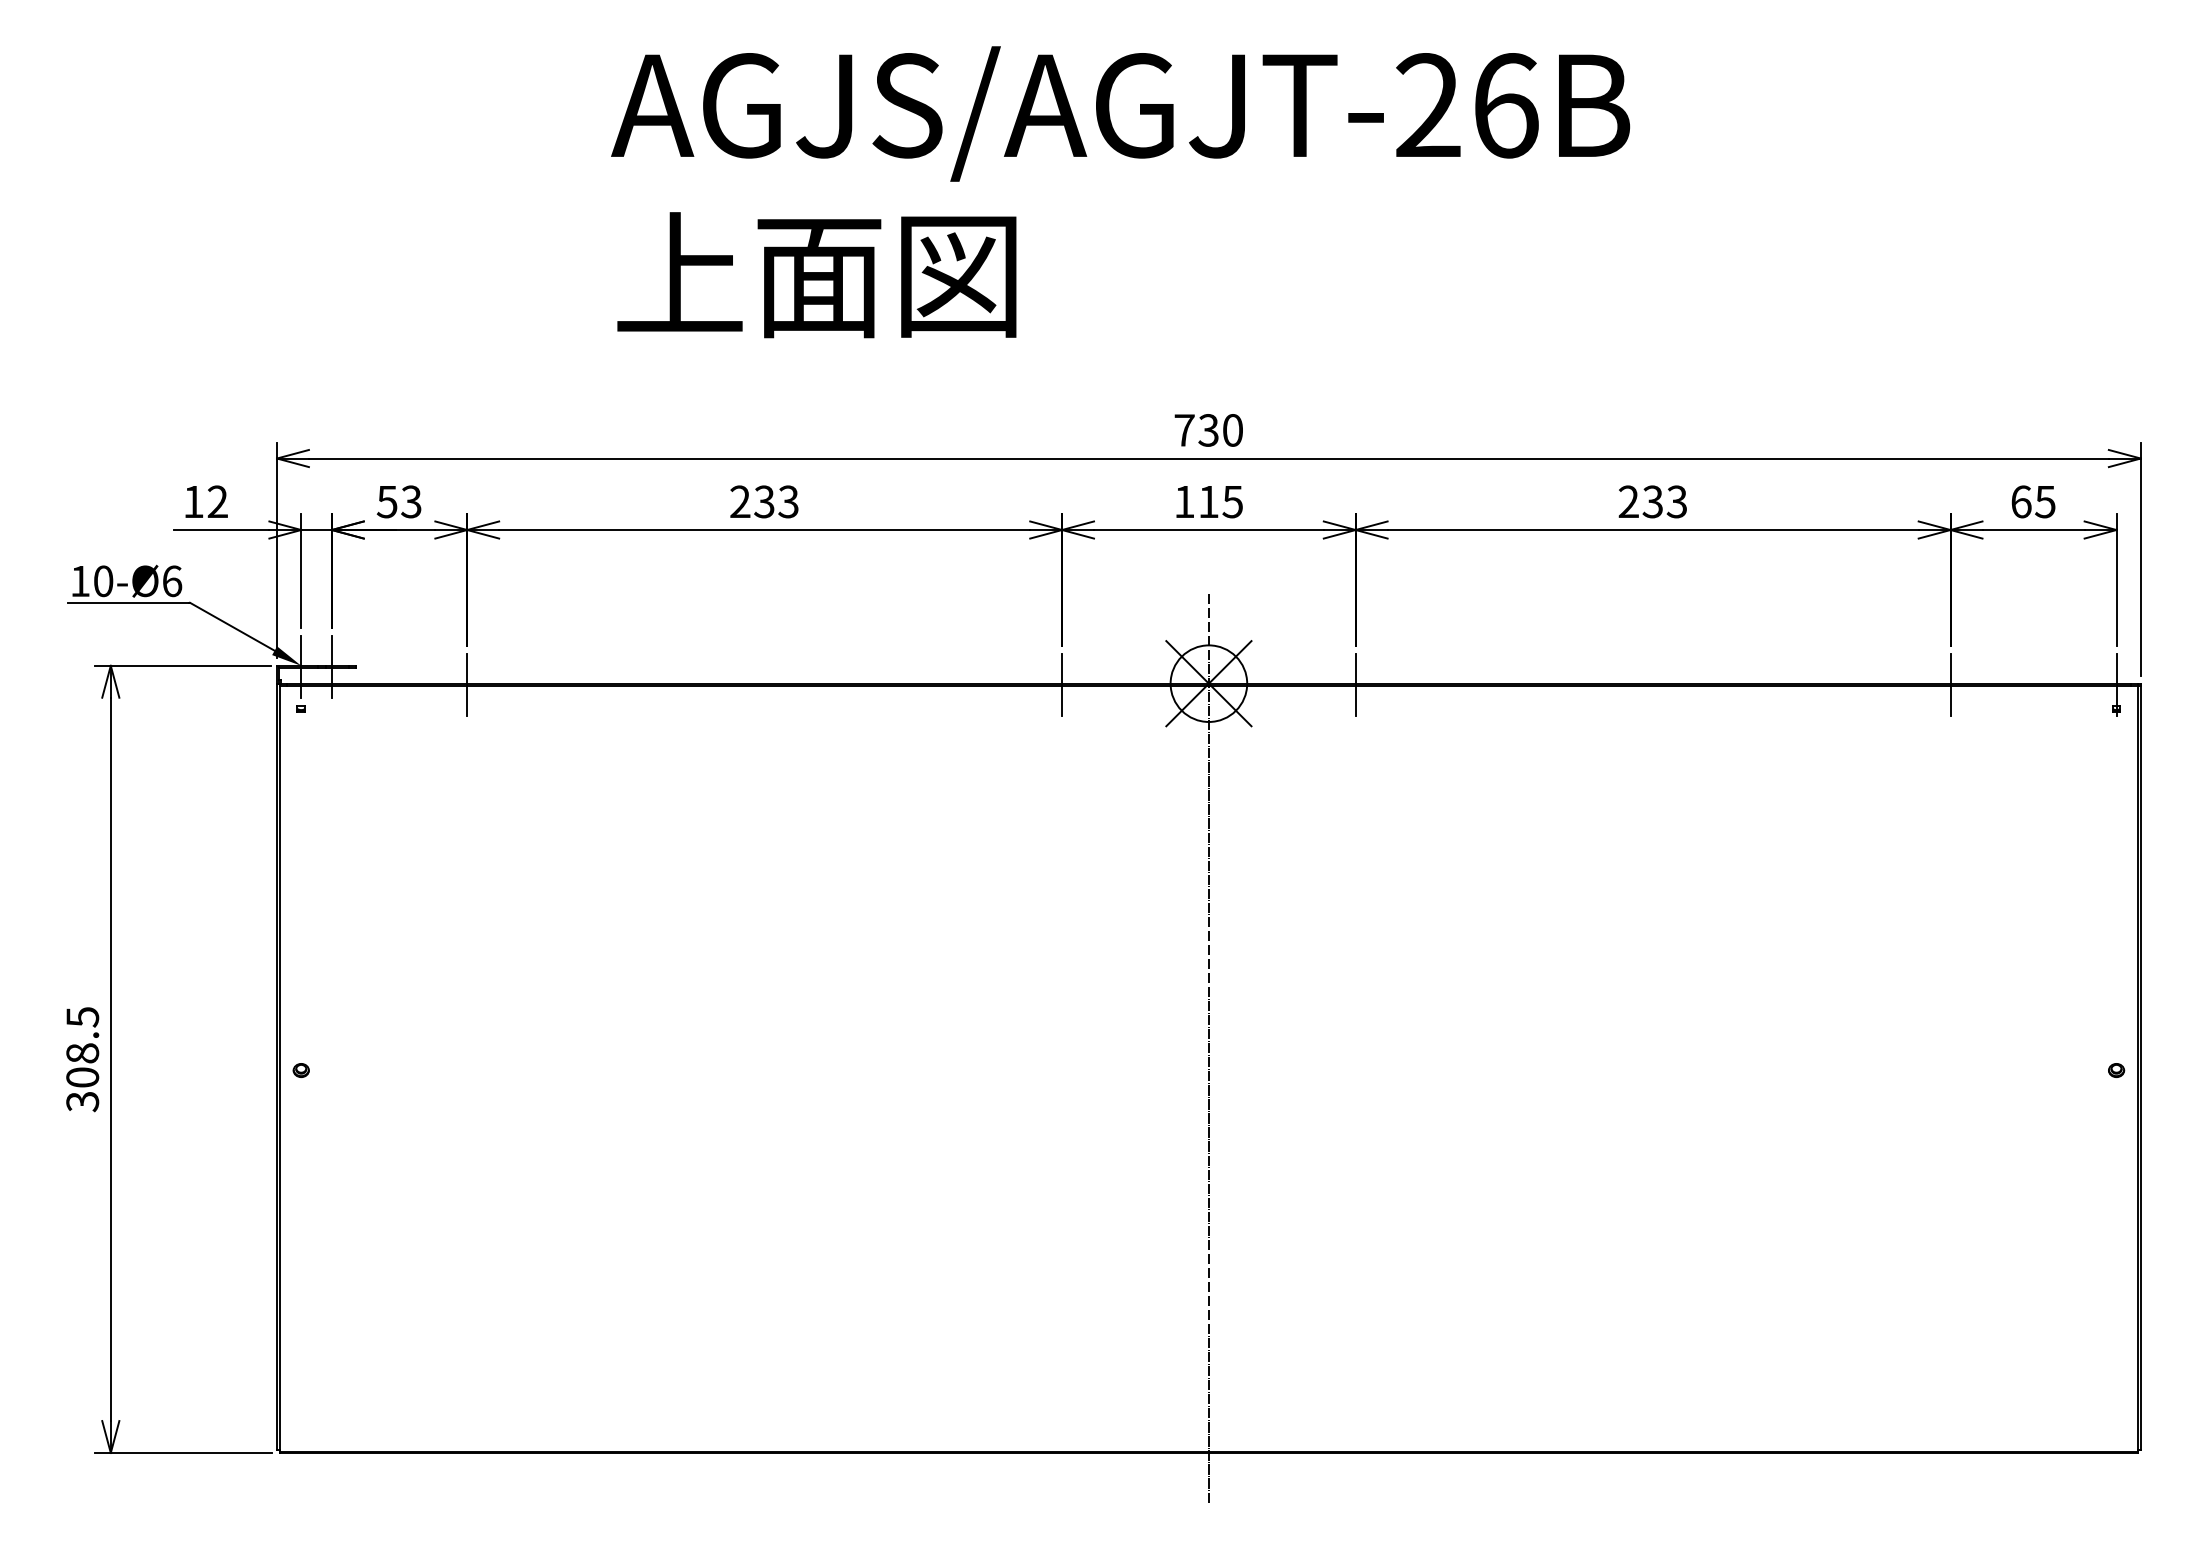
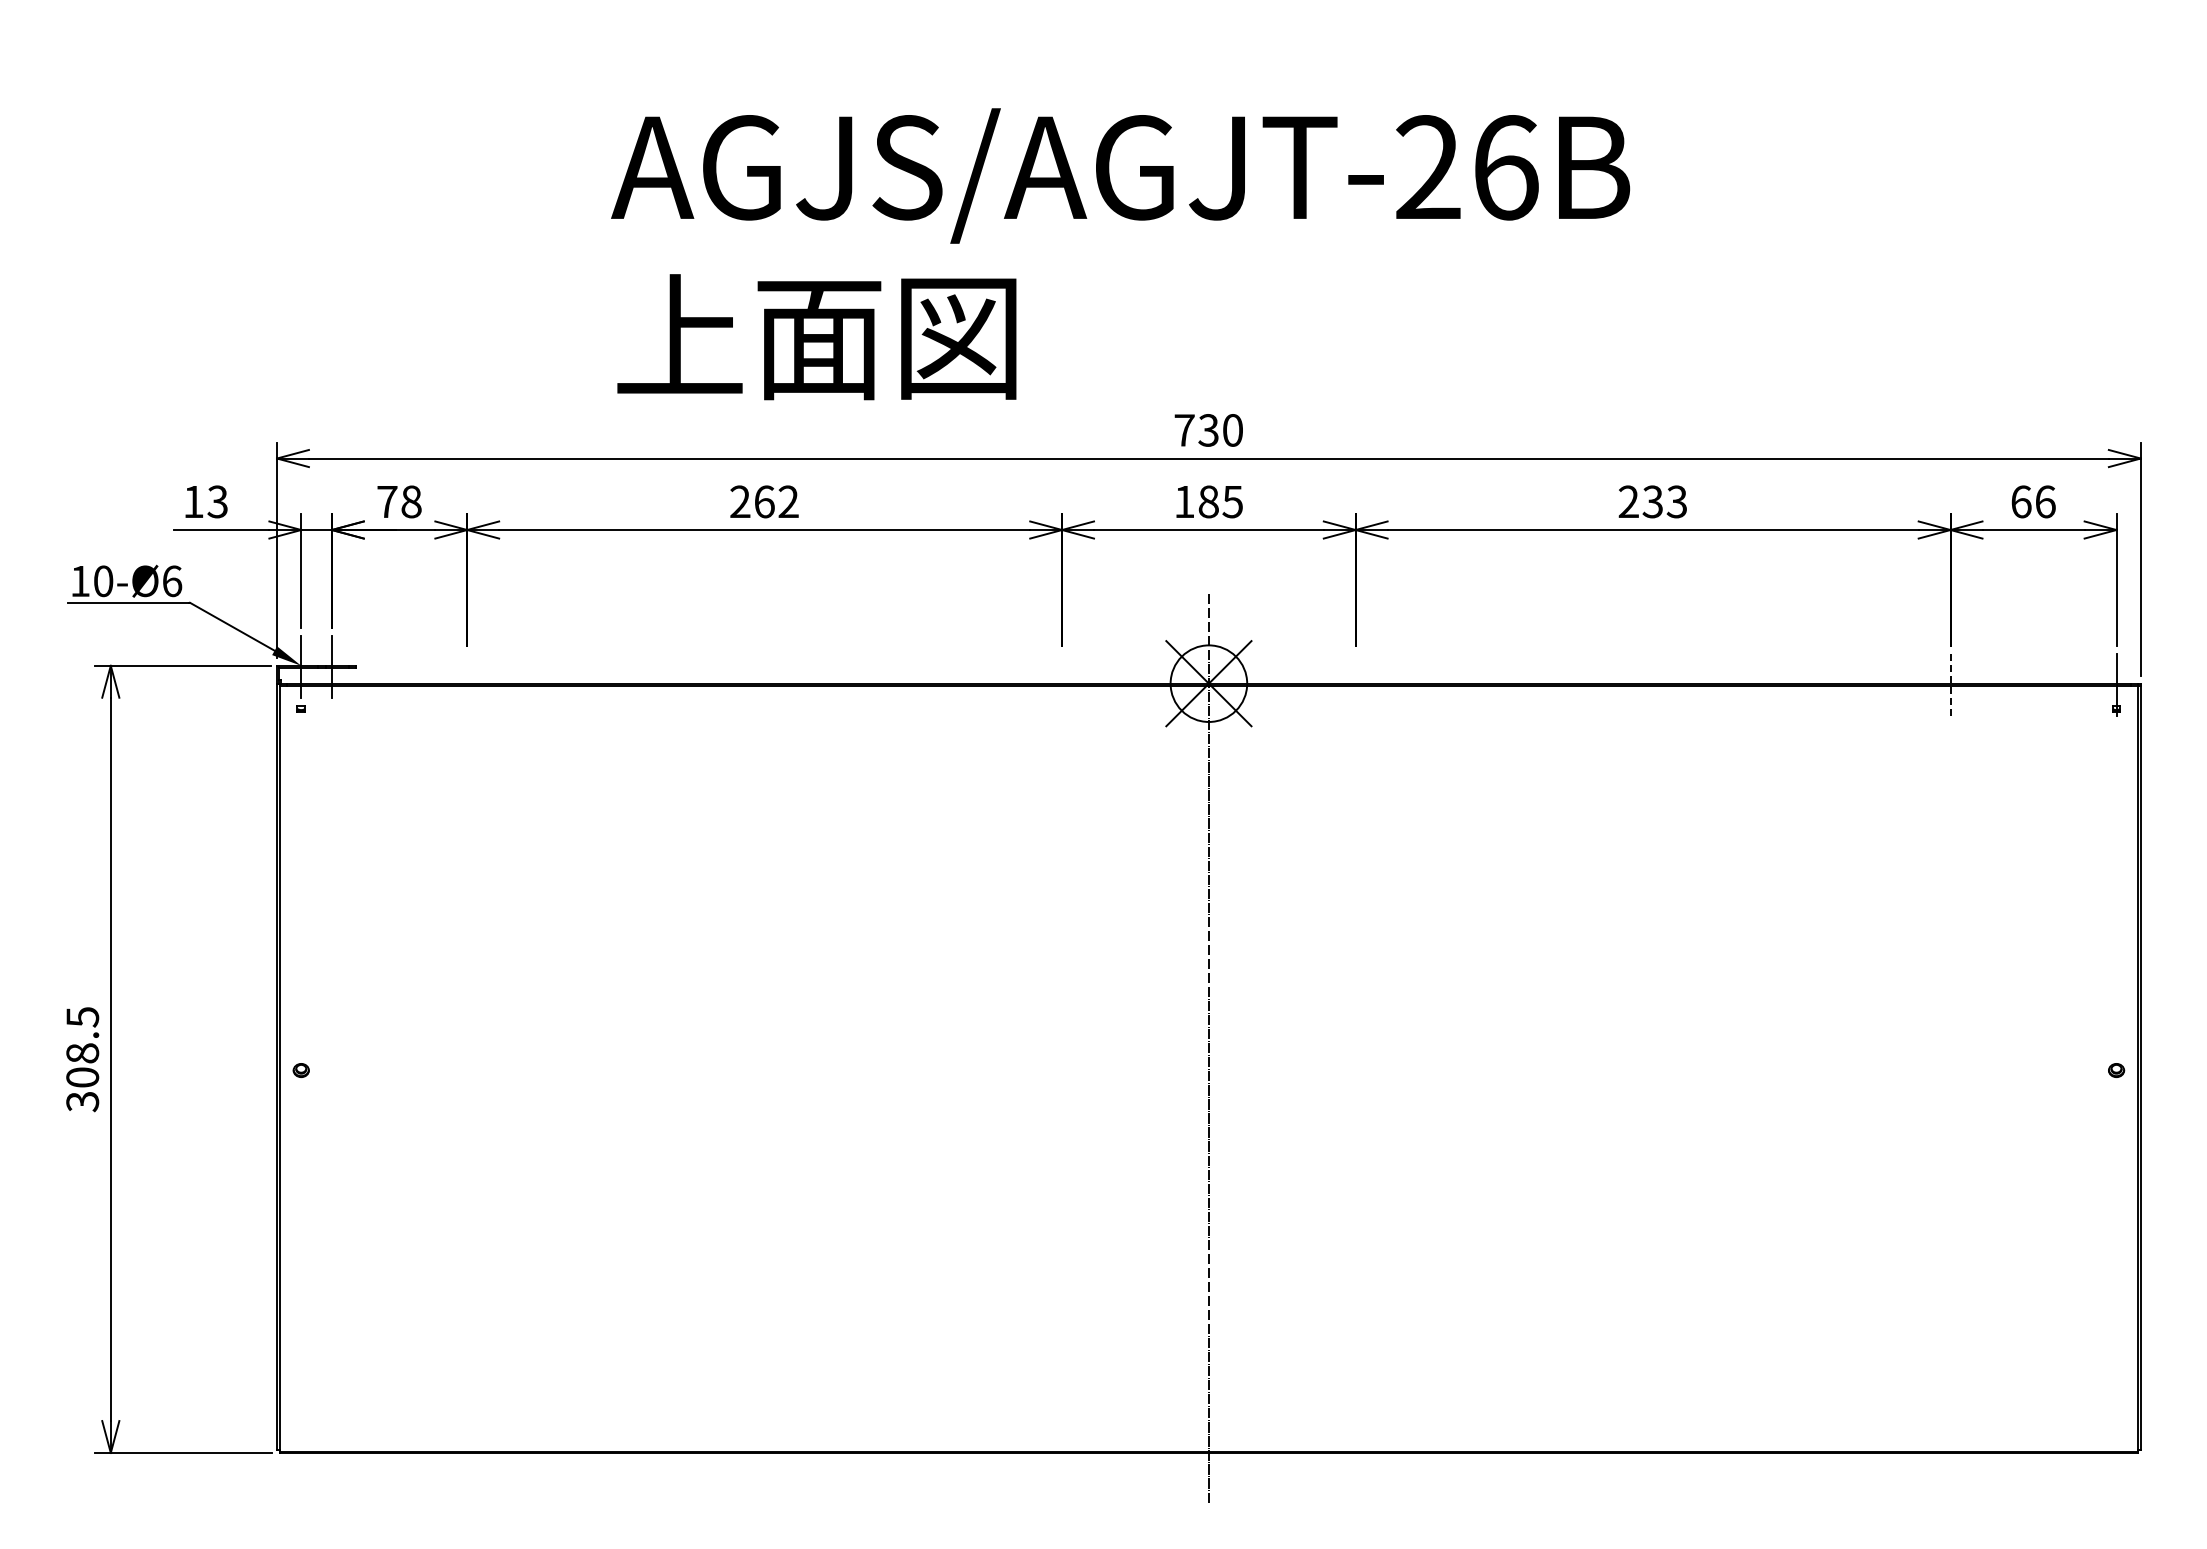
text position: (1120, 192) -> (1120, 254) (1120, 254)
text: 53 -> 78 (398, 501)
text: 233 -> 262 (776, 501)
text: 115 -> 185 (1208, 501)
text: 65 -> 66 (2045, 501)
text: 12 -> 13 (217, 502)
line: present -> none (467, 684)
line: present -> none (1062, 684)
line: present -> none (1355, 684)
line: solid -> dashed (1950, 684)
